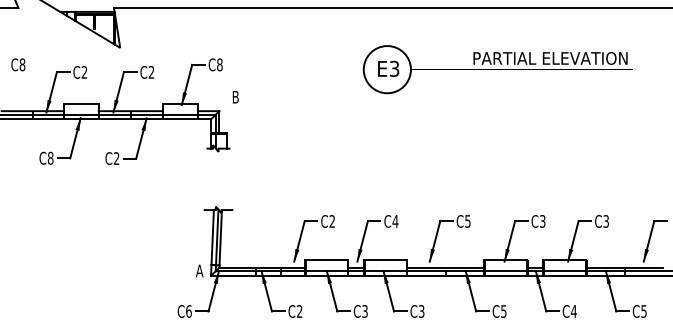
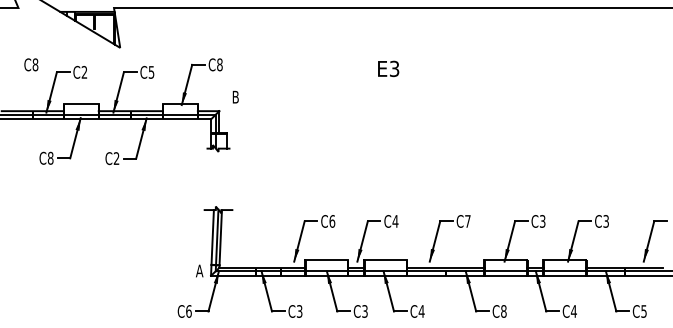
text position: (18, 64) -> (31, 64) (31, 64)
part: present -> none (497, 69)
text: C2 -> C5 (151, 72)
text: C2 -> C6 (332, 221)
text: C5 -> C7 (467, 221)
text: C2 -> C3 (299, 311)
text: C3 -> C4 (421, 311)
text: C5 -> C8 (503, 311)
